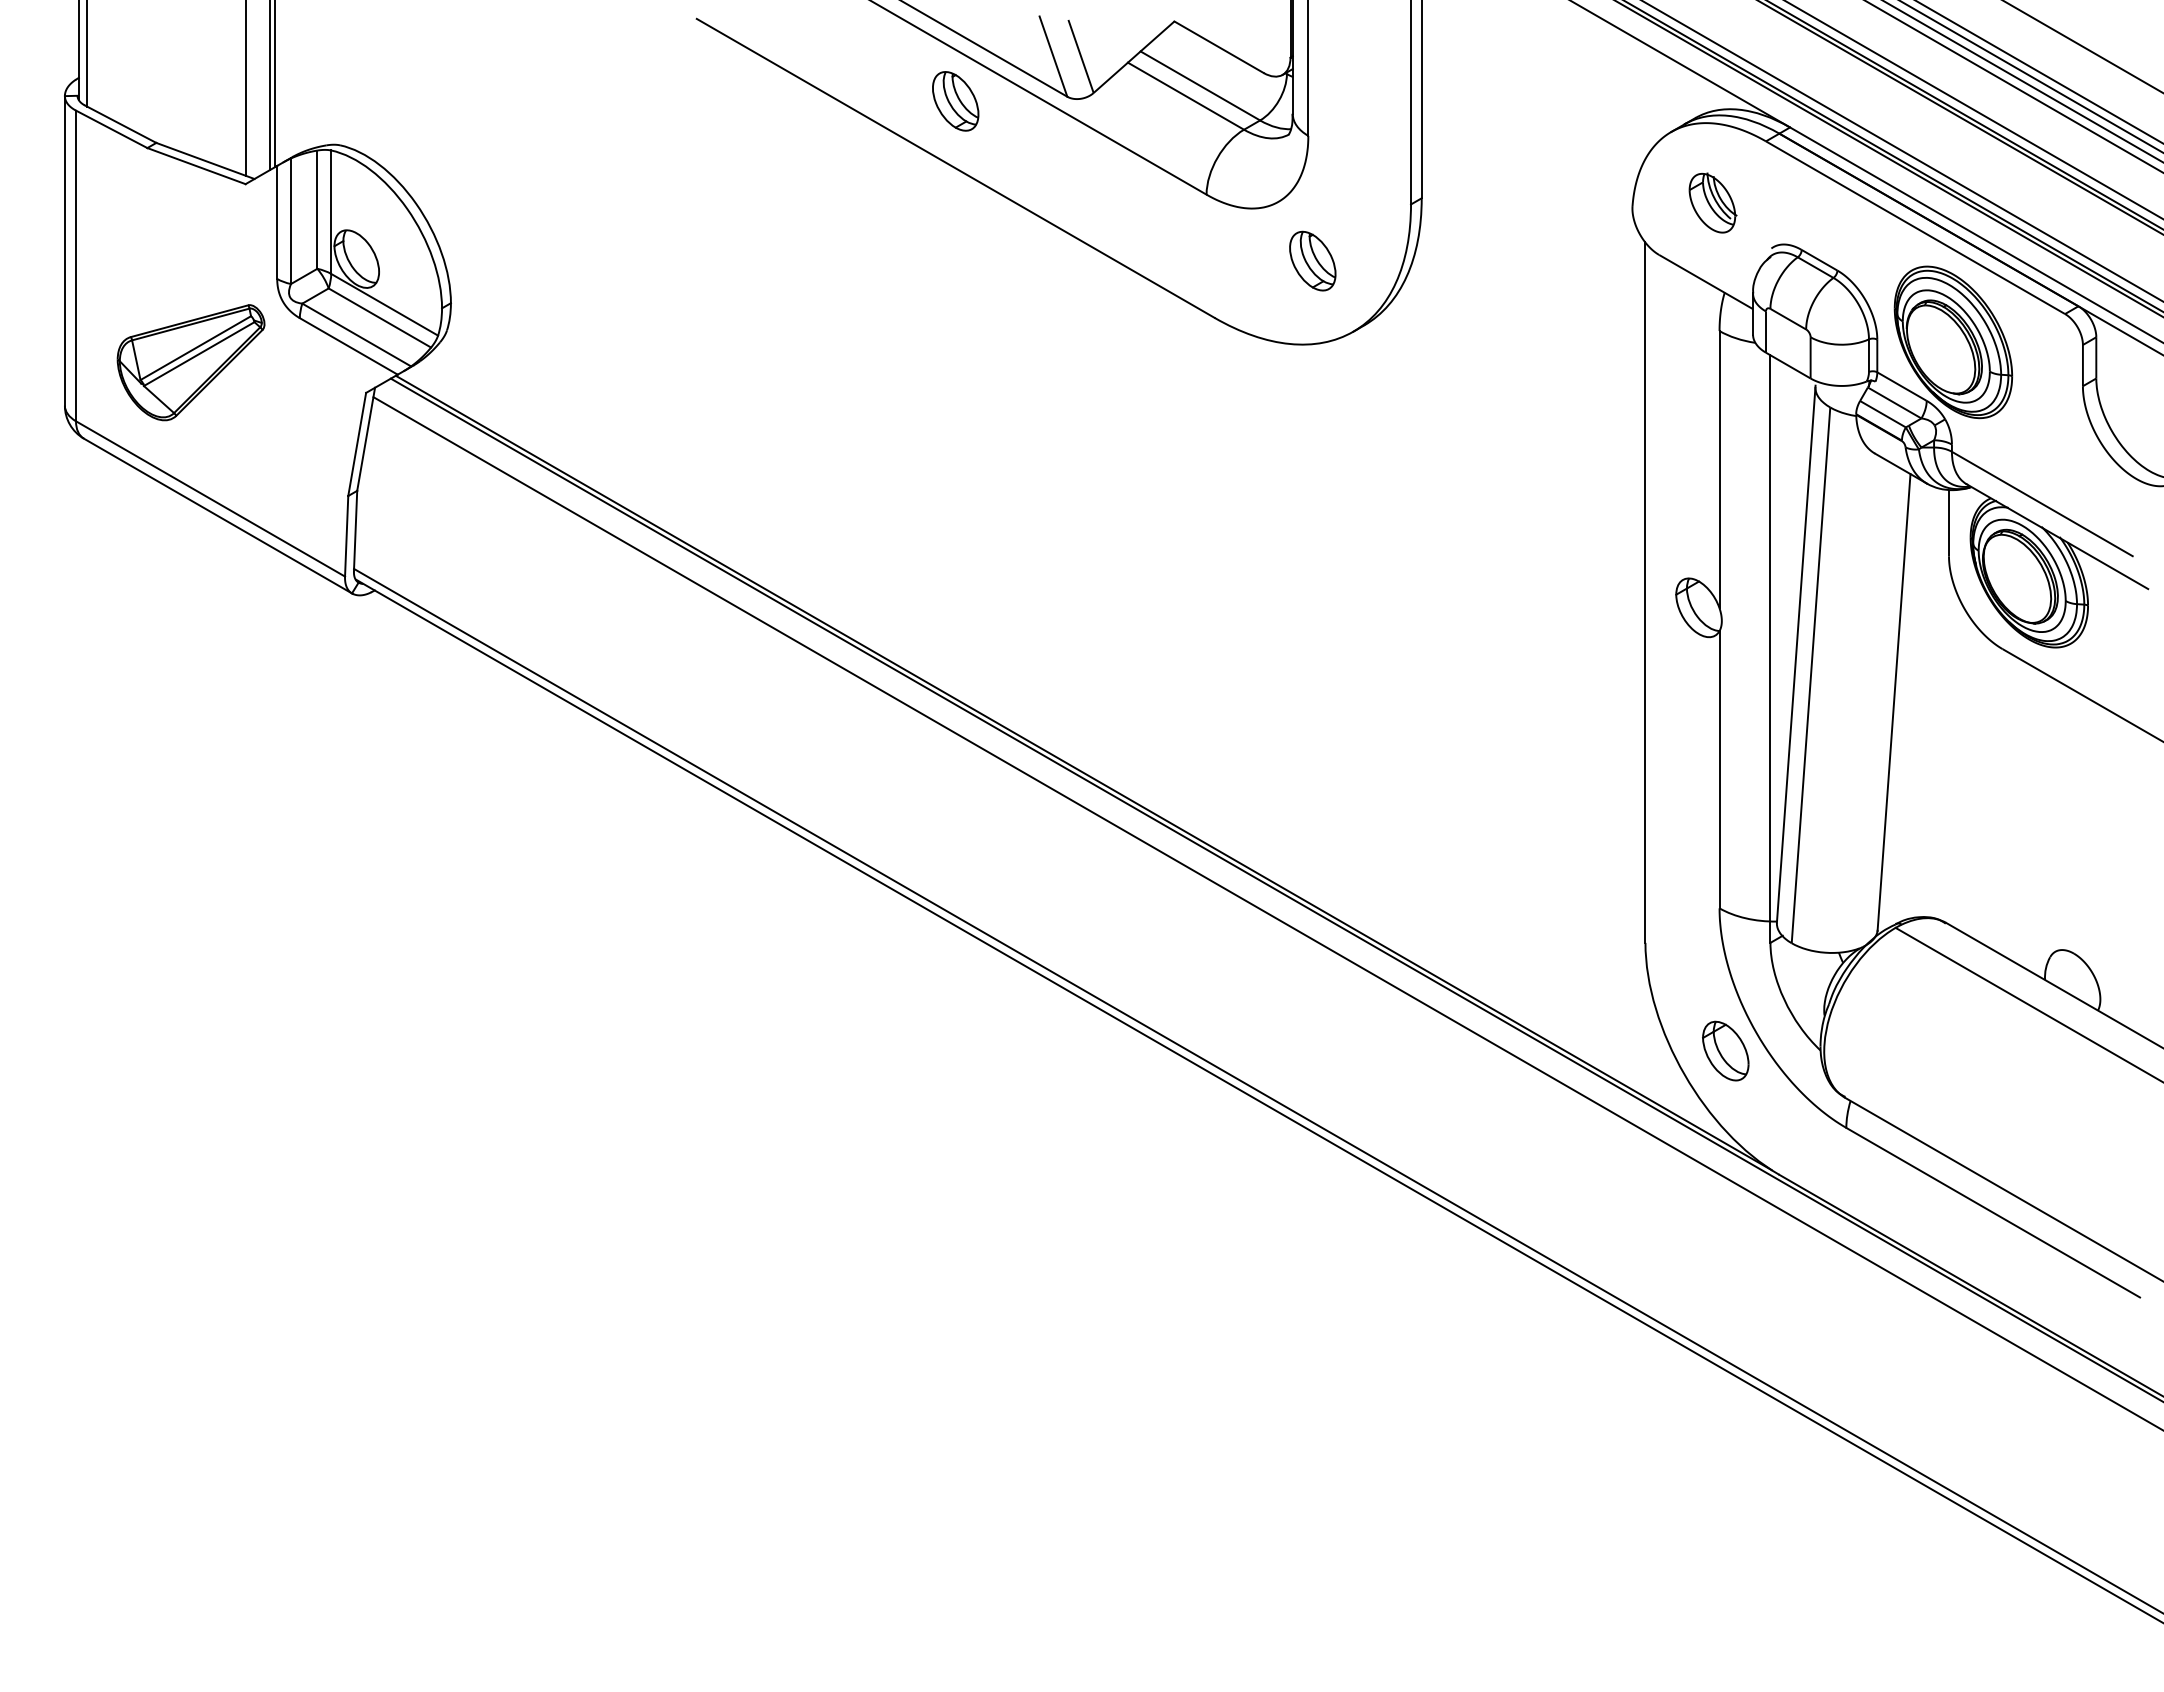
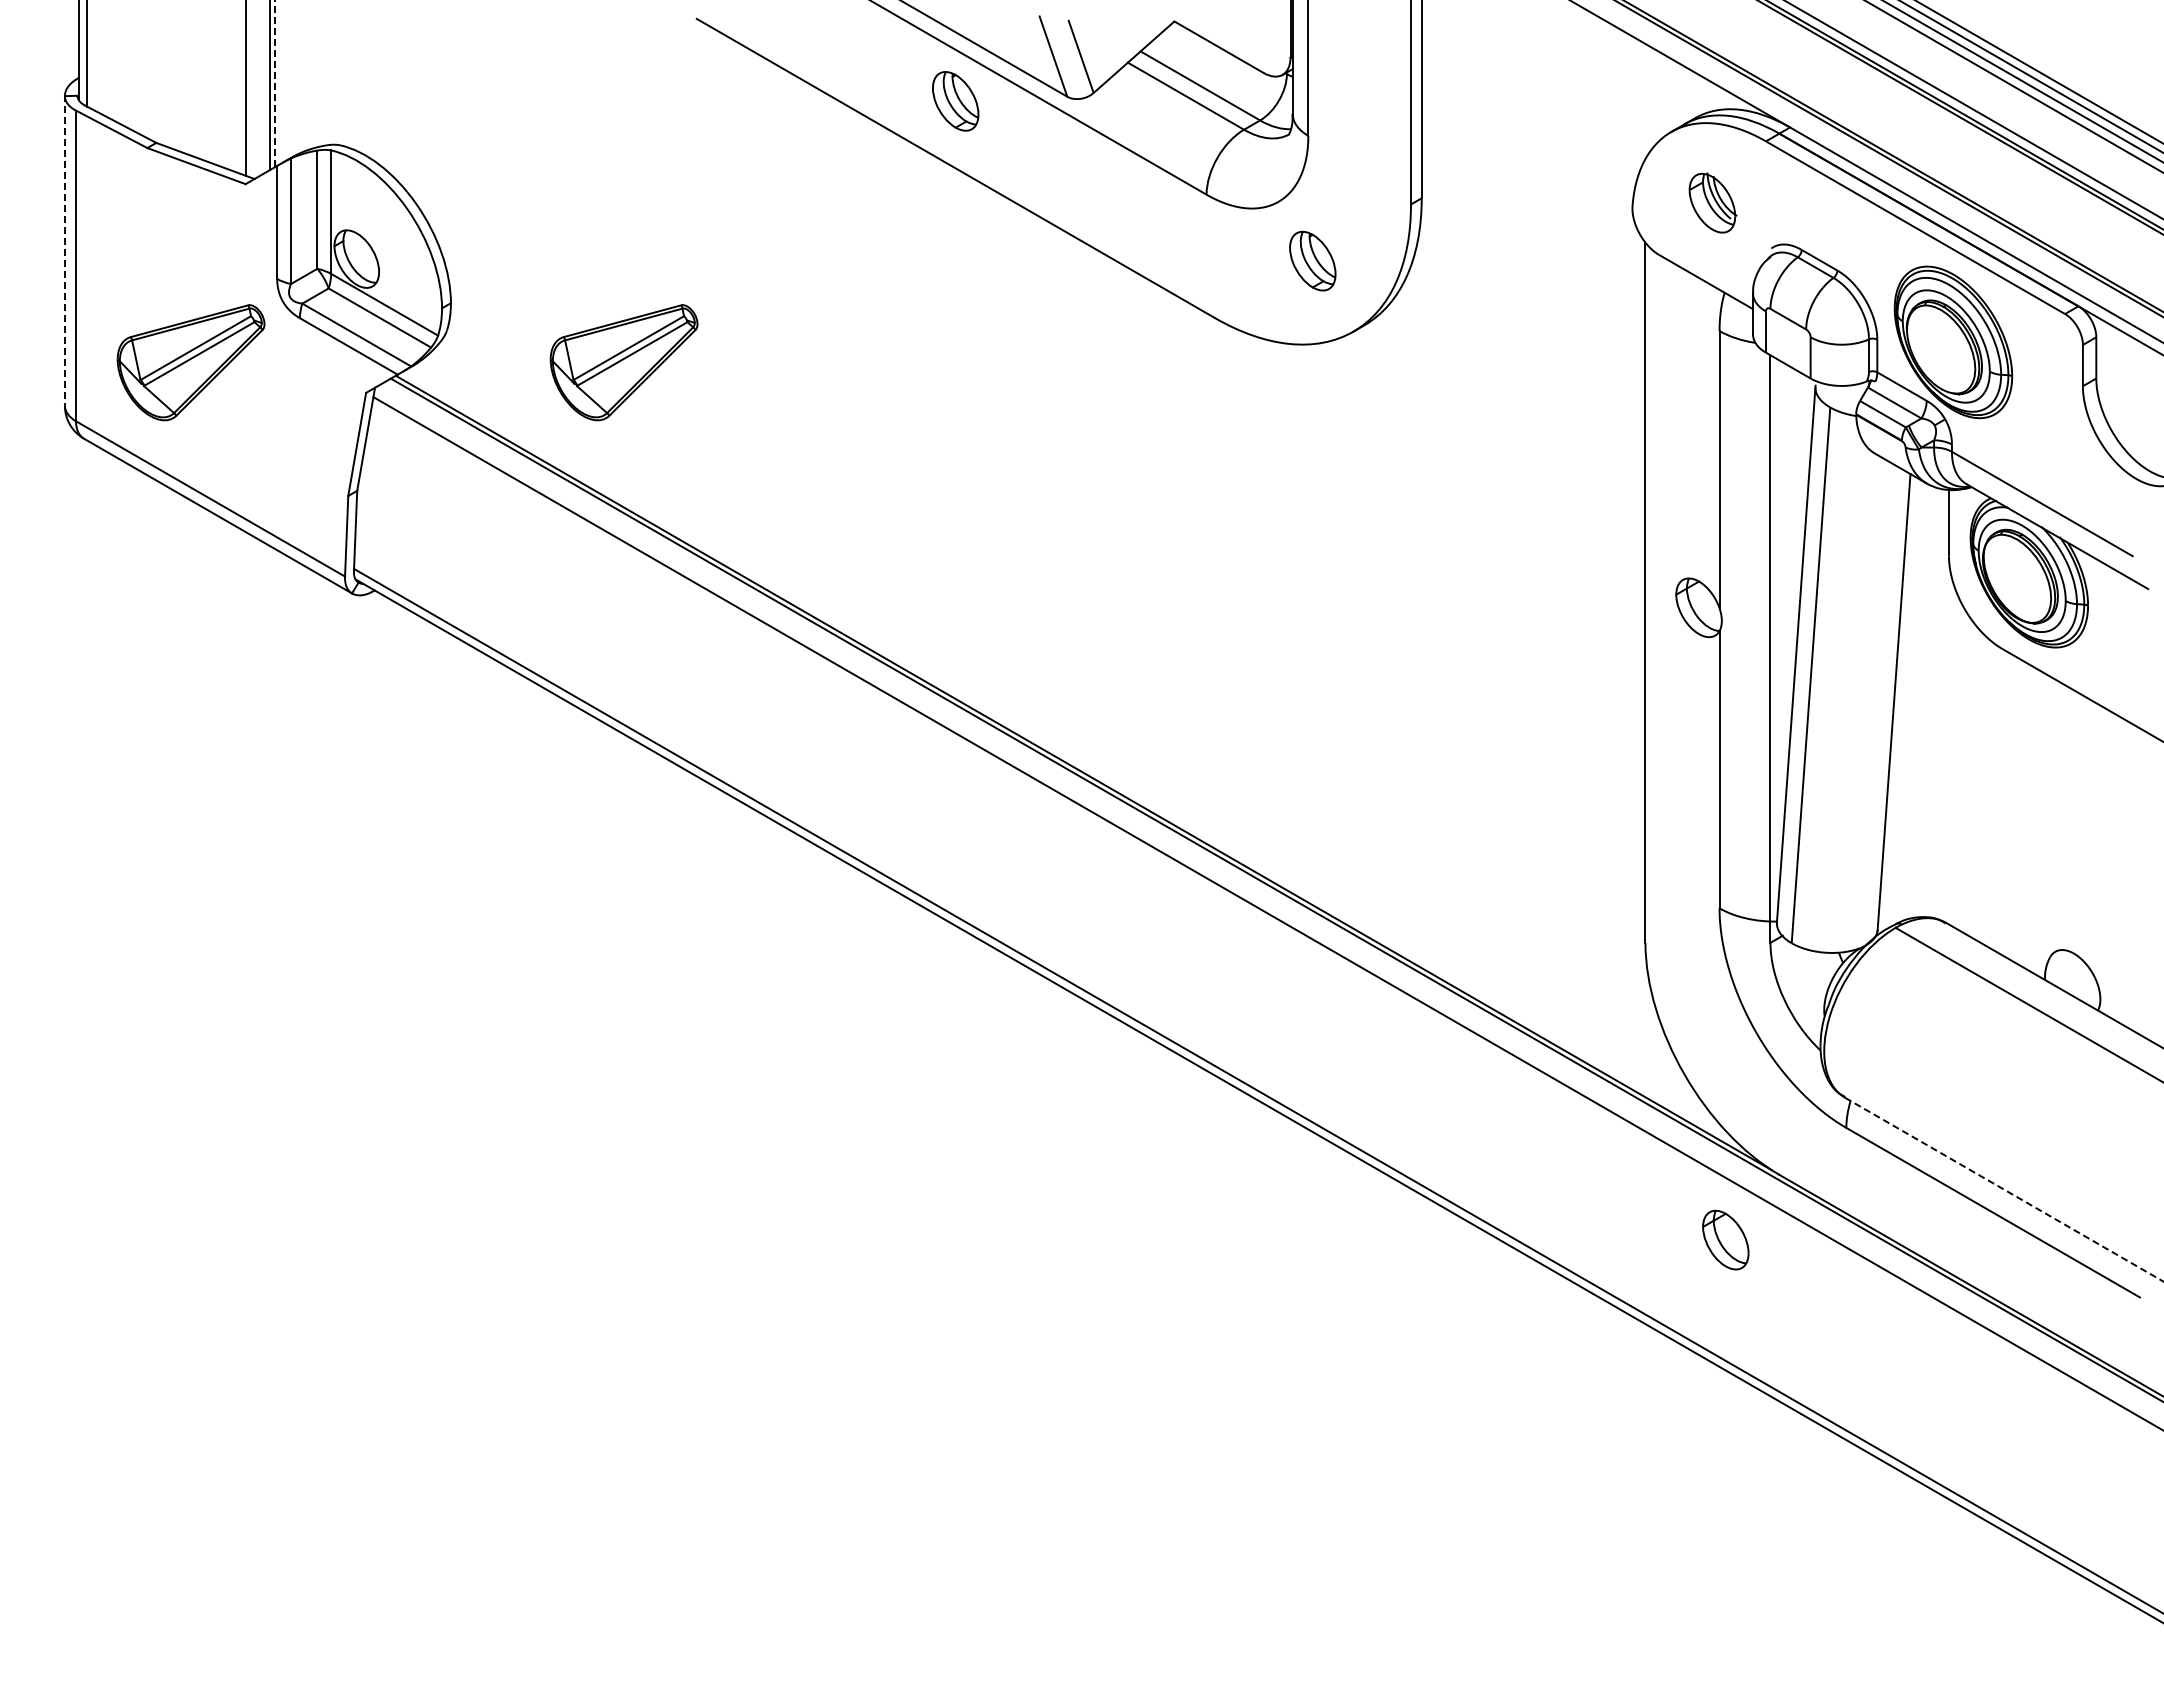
line: present -> none (2083, 46)
line: solid -> dashed (275, 83)
line: present -> none (1902, 151)
line: solid -> dashed (64, 250)
part: none -> present (623, 362)
part position: (1725, 1050) -> (1725, 1239) (1725, 1239)
line: solid -> dashed (2004, 1189)
